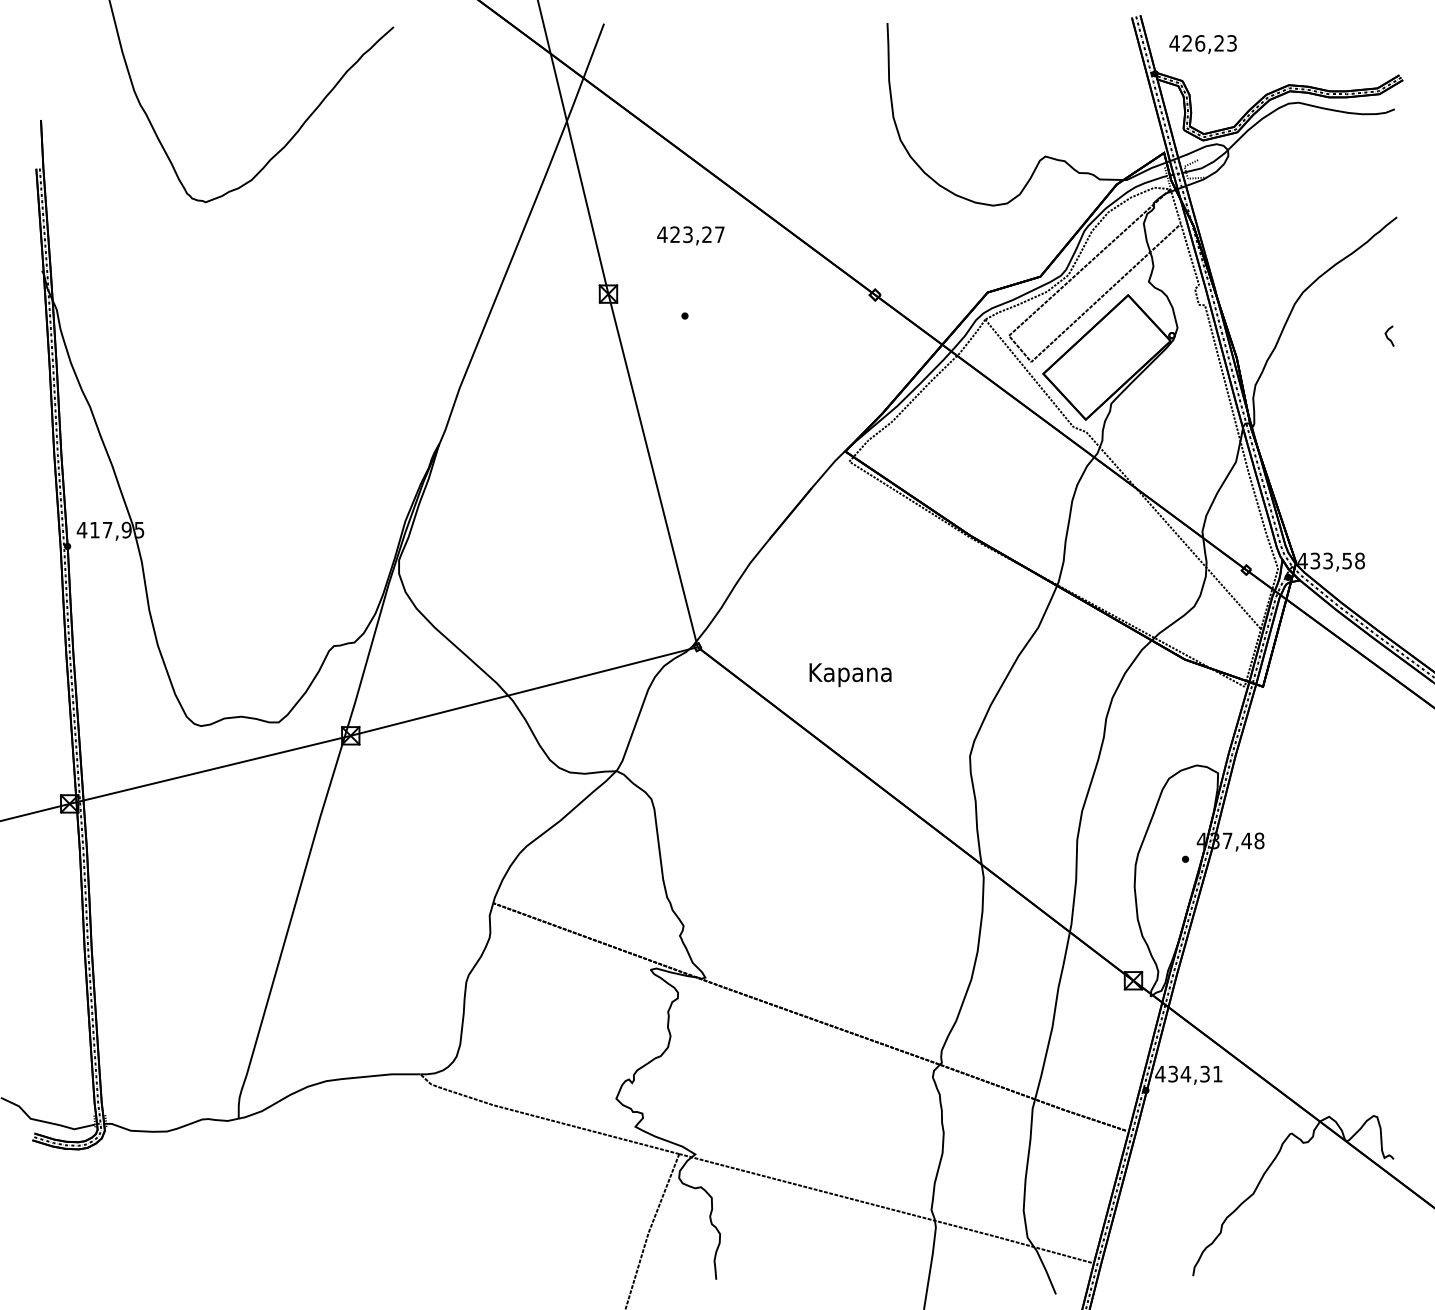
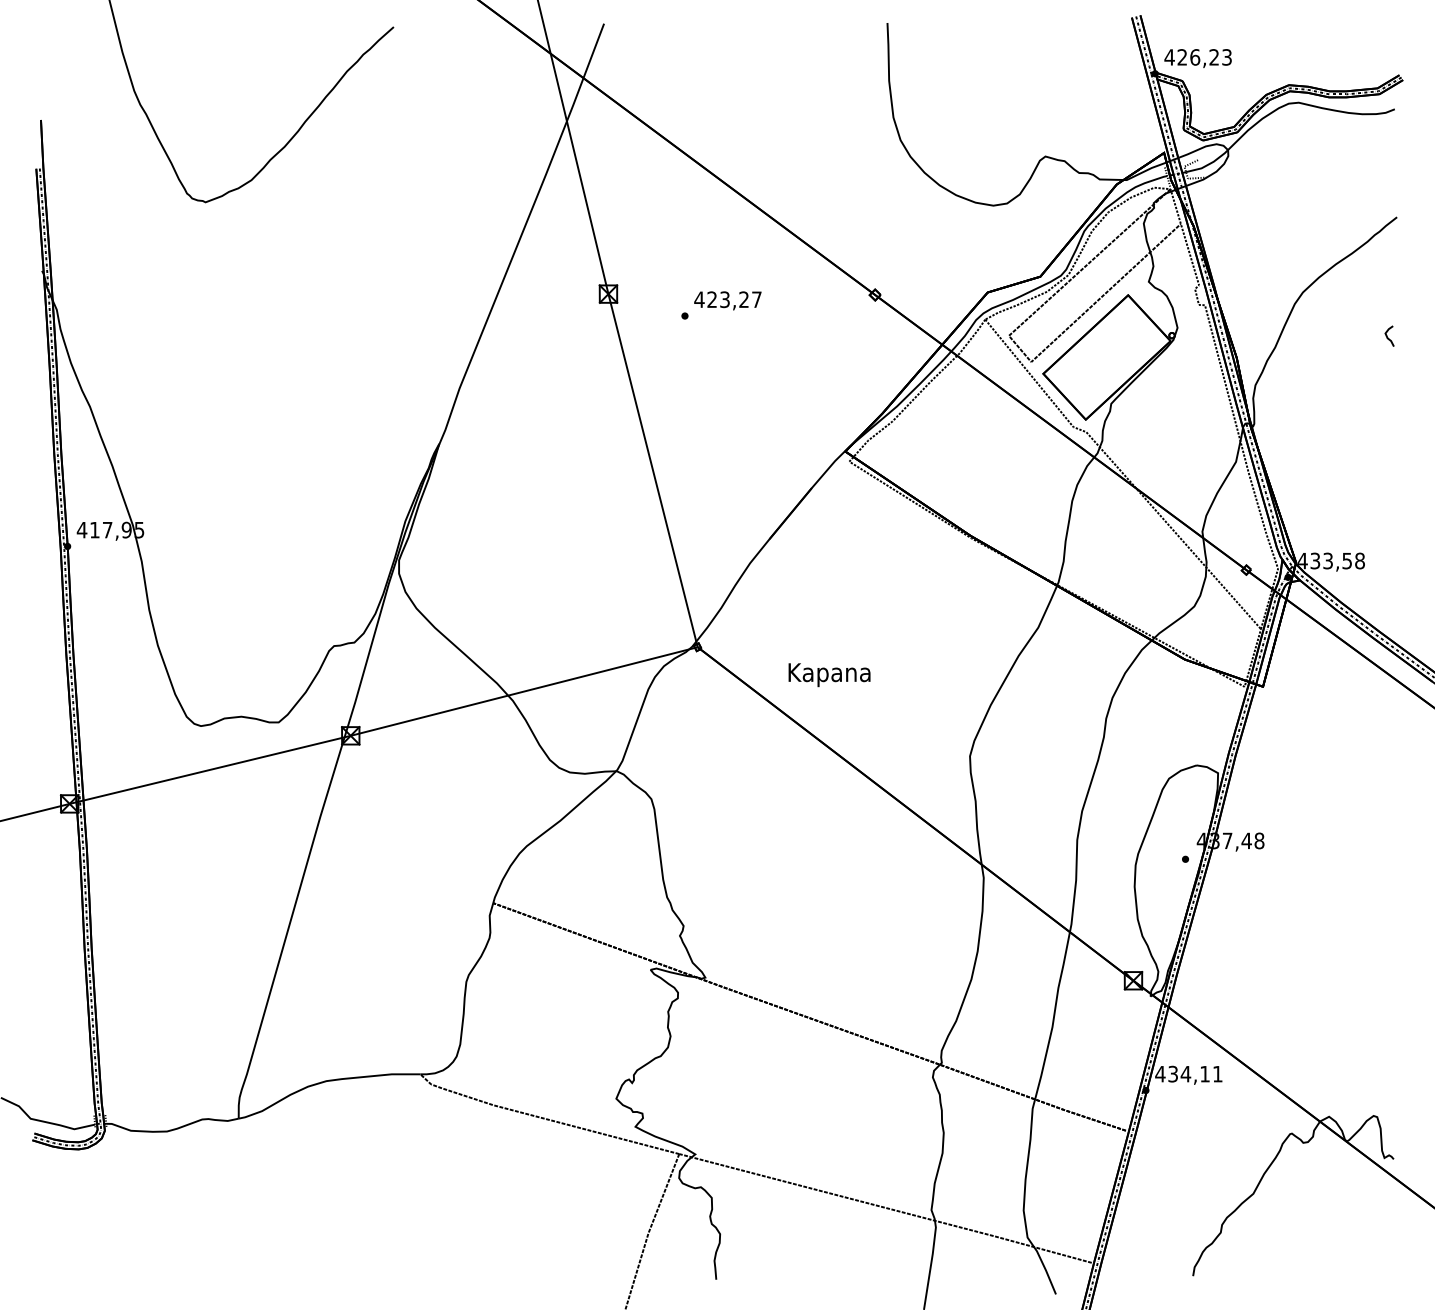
text position: (1202, 44) -> (1197, 58) (1197, 58)
text position: (690, 235) -> (727, 300) (727, 300)
text position: (850, 675) -> (829, 675) (829, 675)
text: 434,31 -> 434,11 (1204, 1073)
